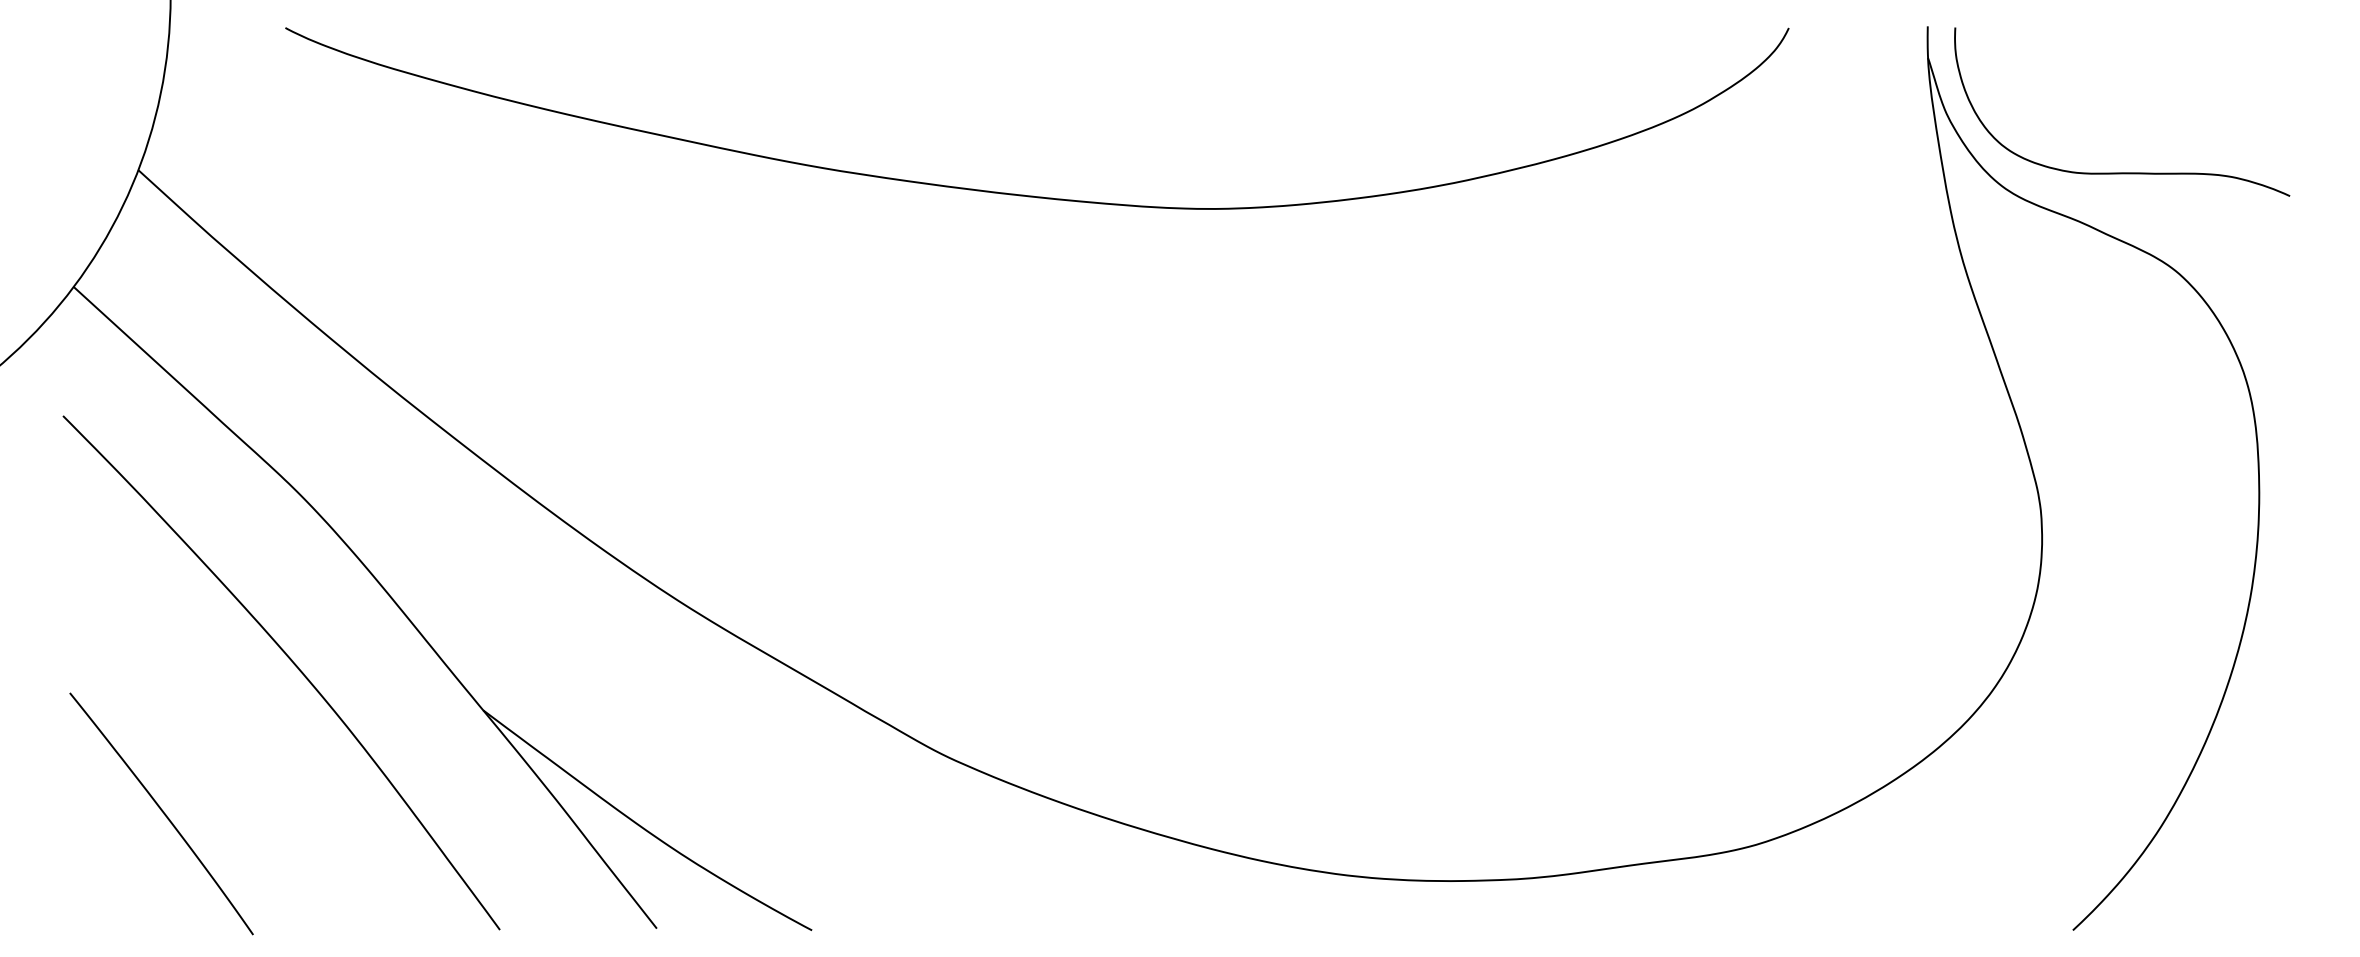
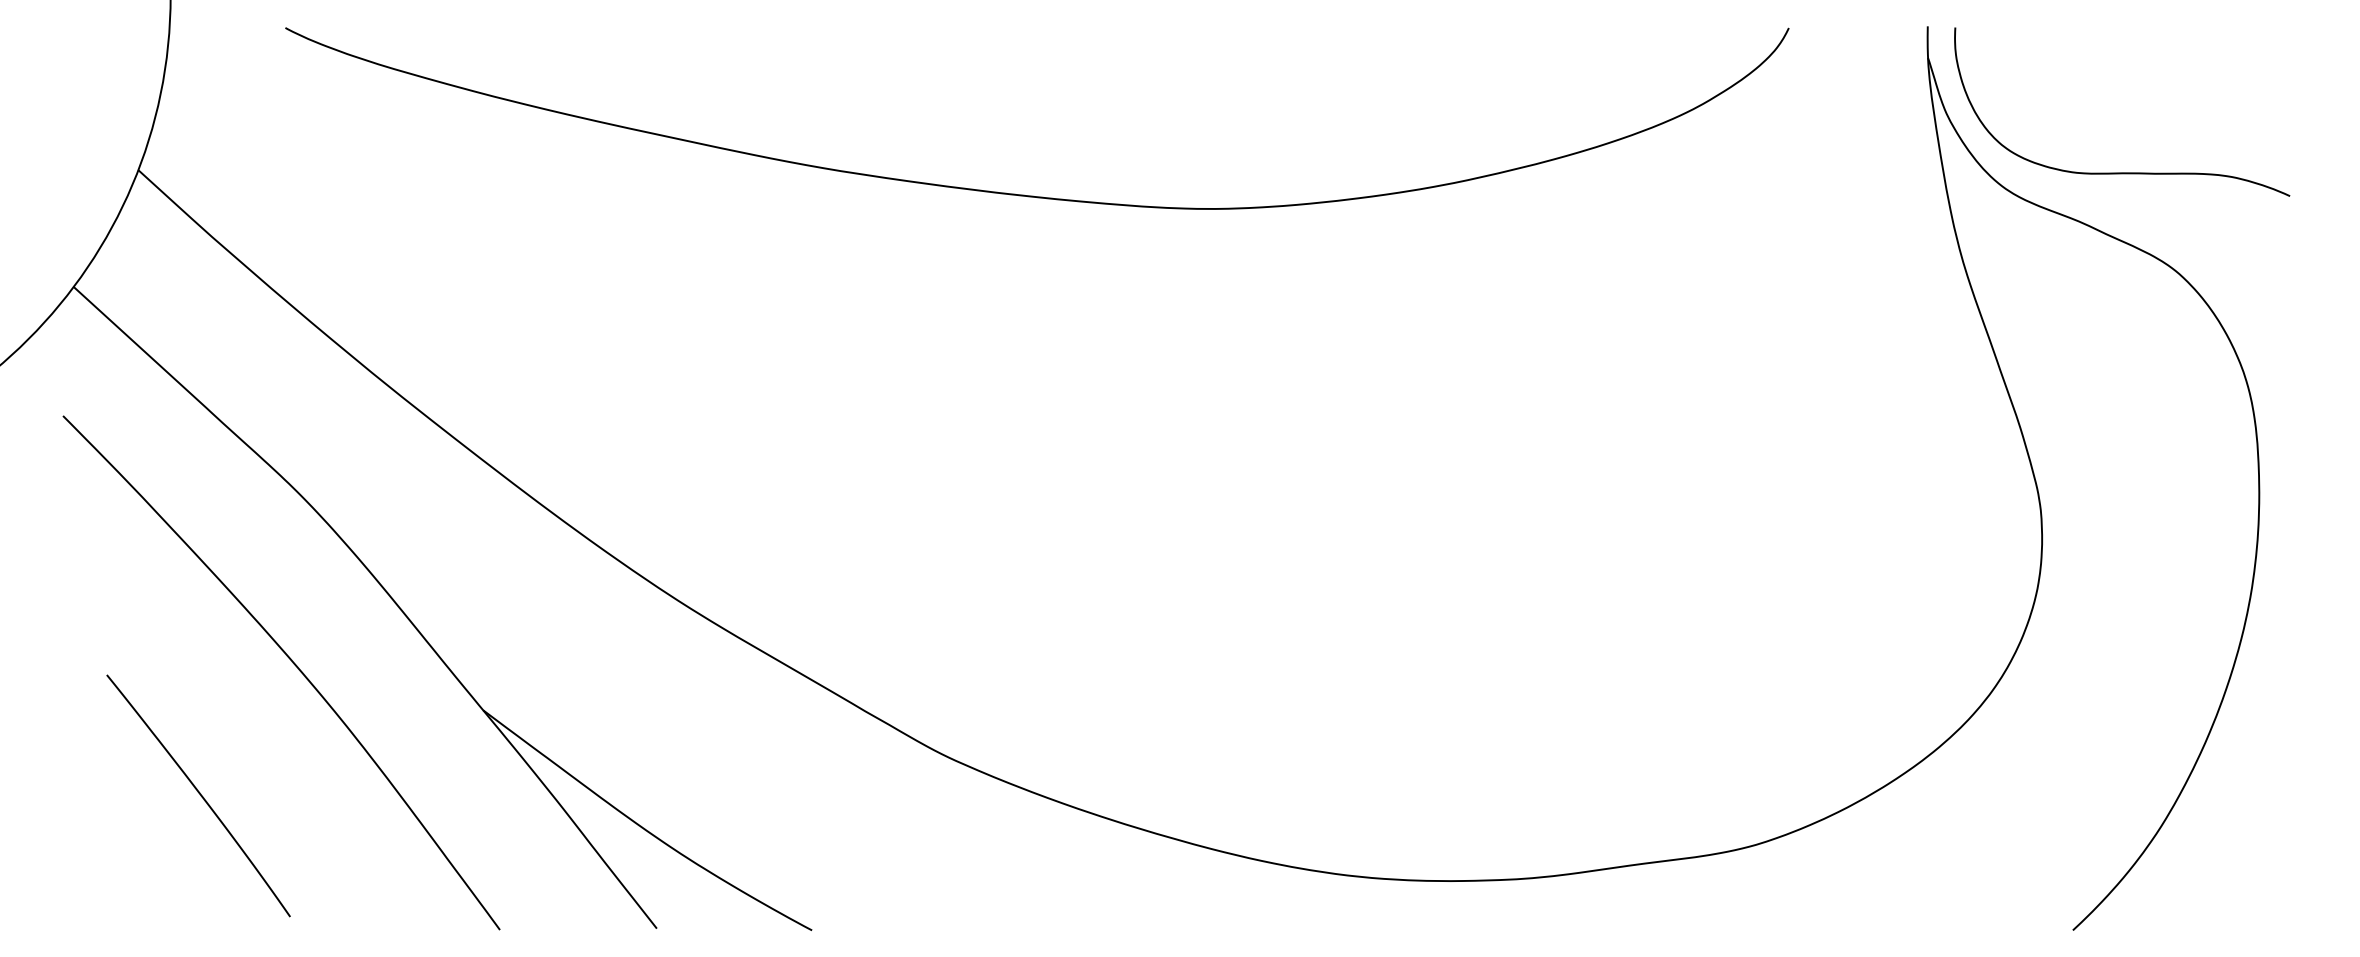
curve position: (162, 812) -> (199, 794) (199, 794)
